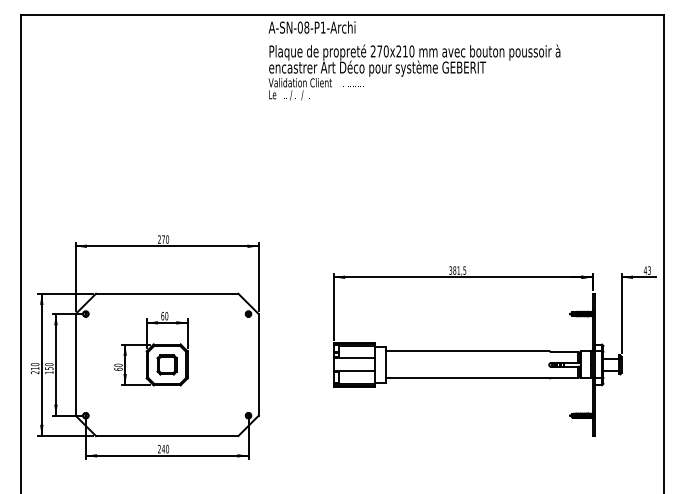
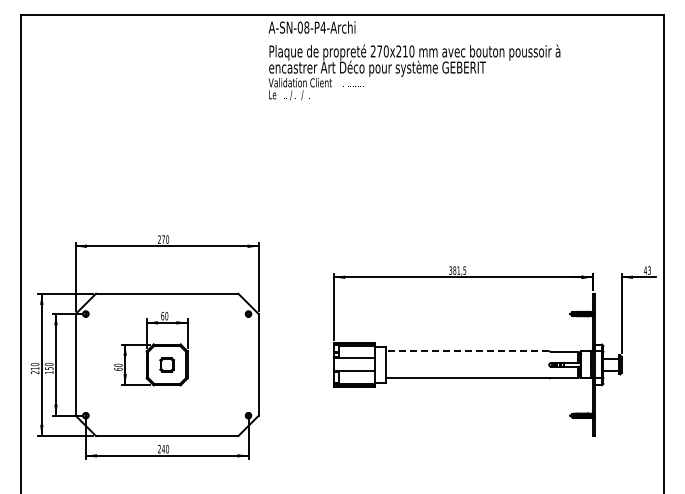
text: A-SN-08-P1-Archi -> A-SN-08-P4-Archi (322, 27)
line: solid -> dashed (467, 351)
part size: 22x22 px -> 16x16 px (166, 364)
